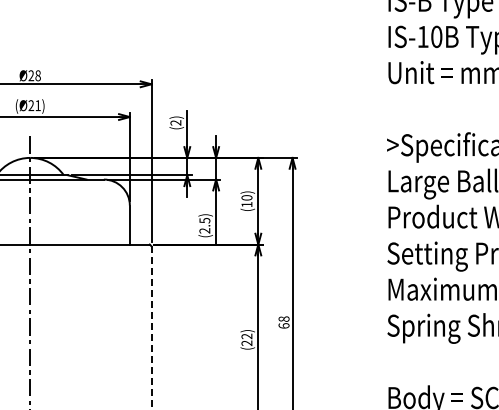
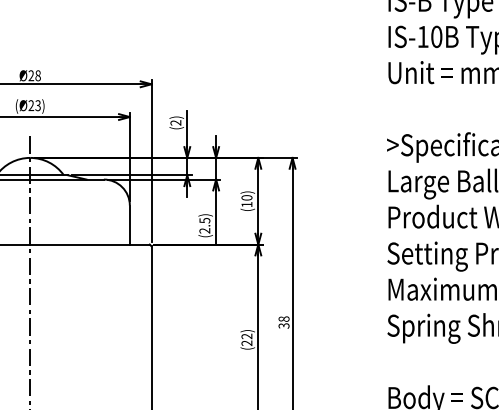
text: (Ø21) -> (Ø23) (37, 105)
text: 68 -> 38 (283, 325)
line: dashed -> solid (151, 327)
